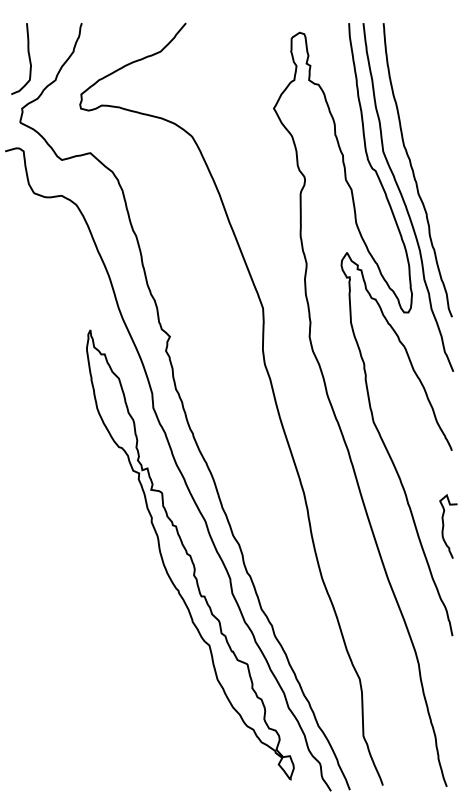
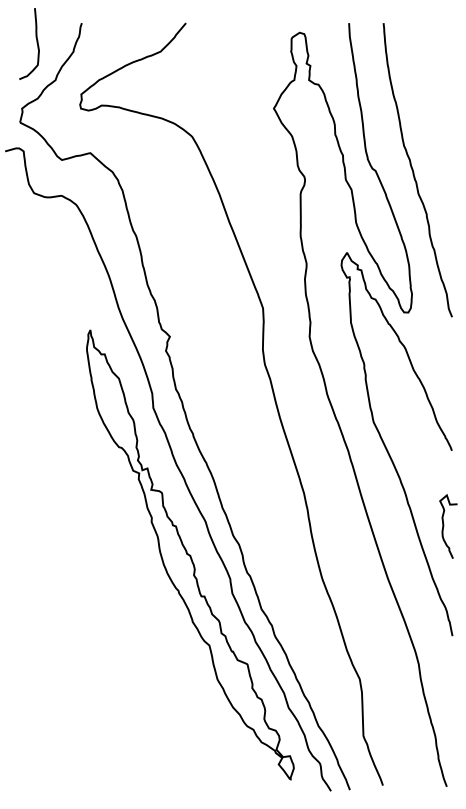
curve position: (28, 58) -> (36, 43) (36, 43)
curve: present -> none (404, 199)
